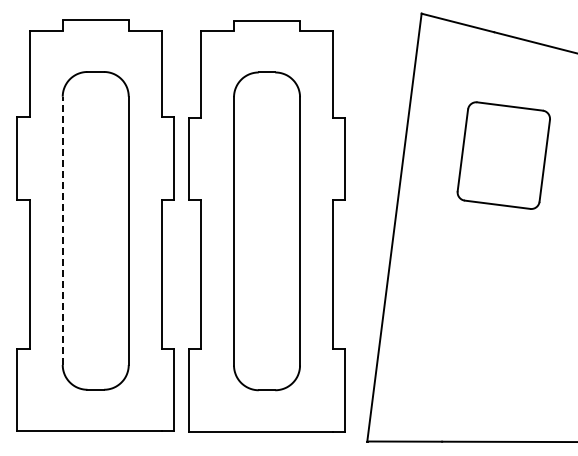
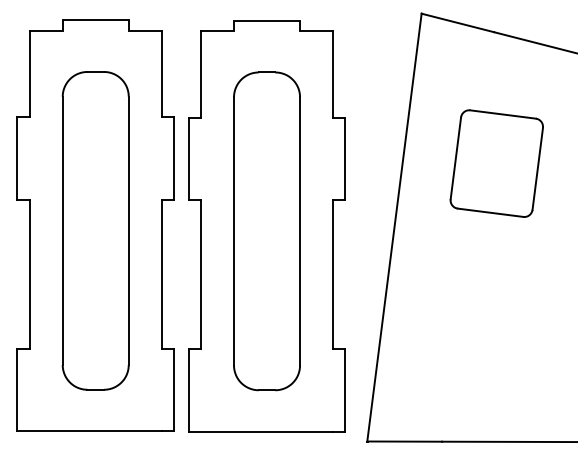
part position: (503, 155) -> (496, 163) (496, 163)
line: dashed -> solid (62, 230)
